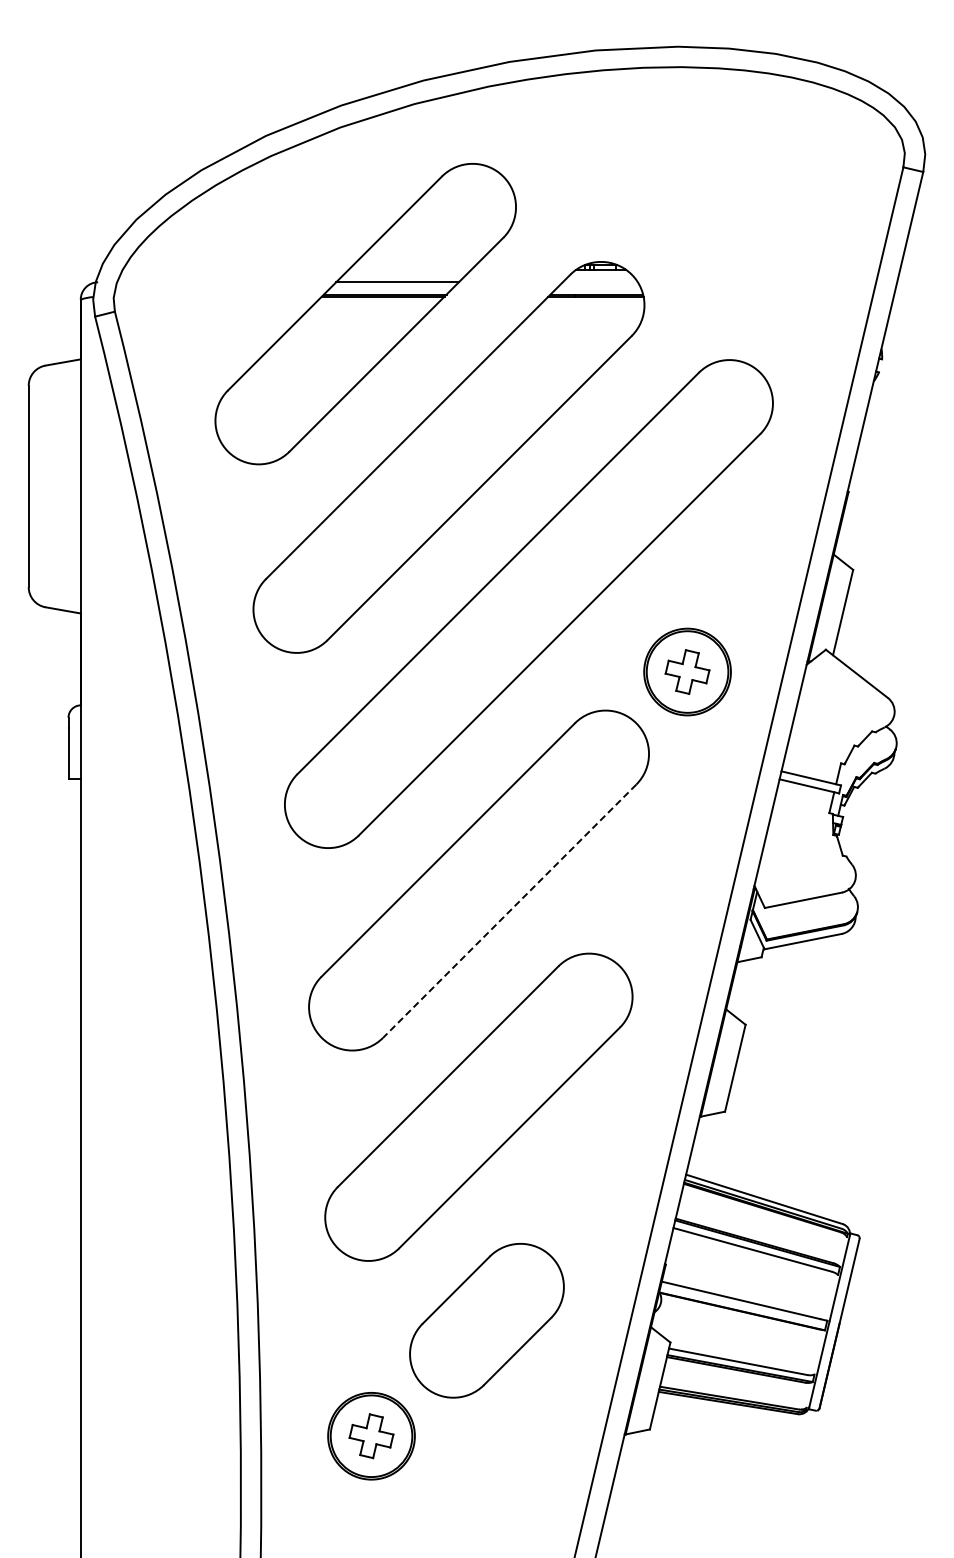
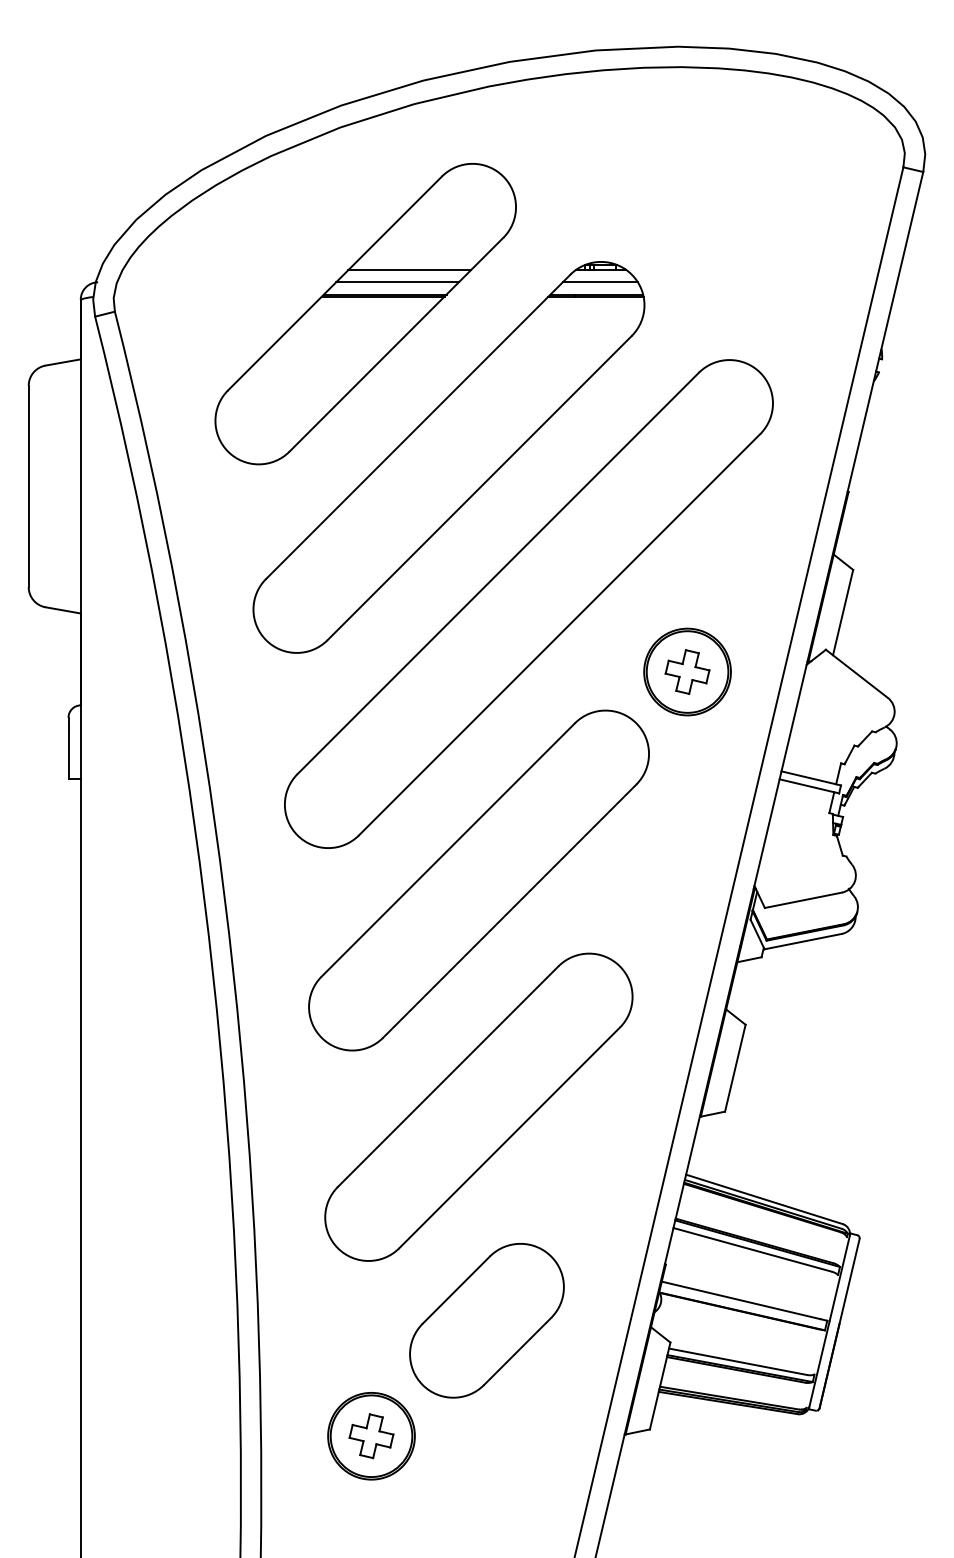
line: none -> present (409, 270)
line: none -> present (599, 282)
line: dashed -> solid (509, 911)
